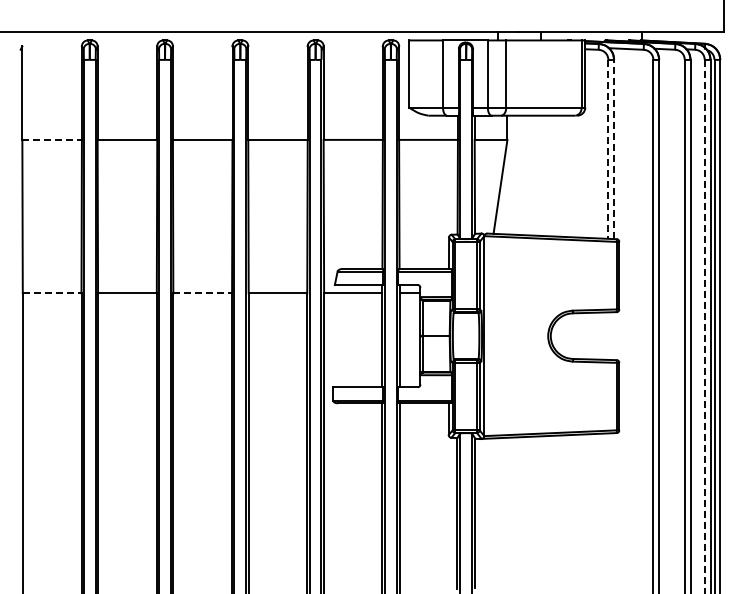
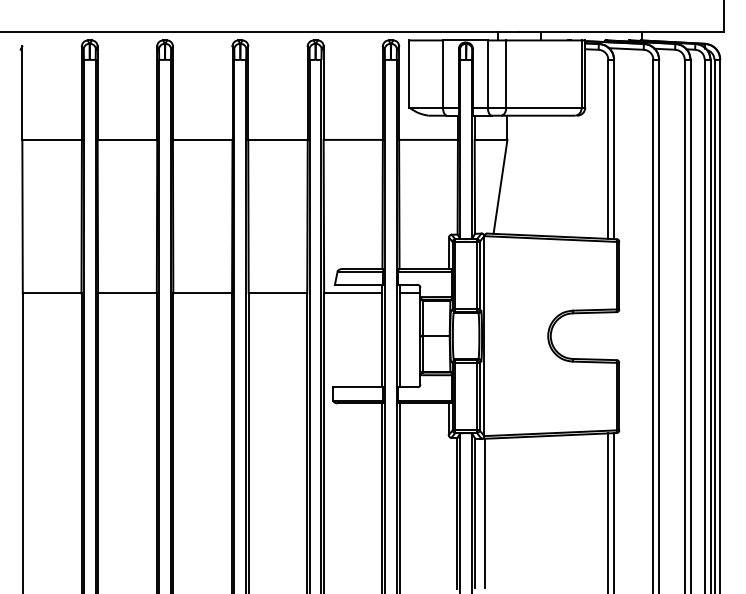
line: dashed -> solid (52, 139)
line: dashed -> solid (608, 149)
line: dashed -> solid (614, 149)
line: dashed -> solid (52, 293)
line: dashed -> solid (203, 293)
line: dashed -> solid (704, 326)
line: none -> present (608, 511)
line: none -> present (614, 511)
line: none -> present (484, 513)
